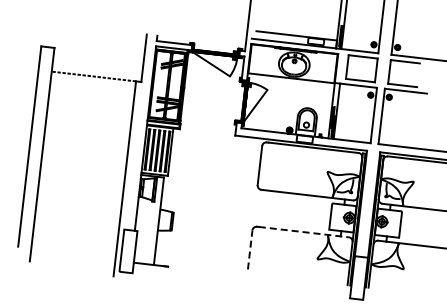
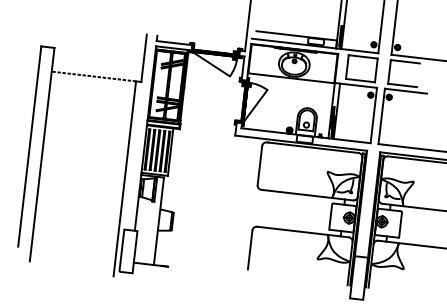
line: dashed -> solid (304, 232)
line: dashed -> solid (250, 249)
